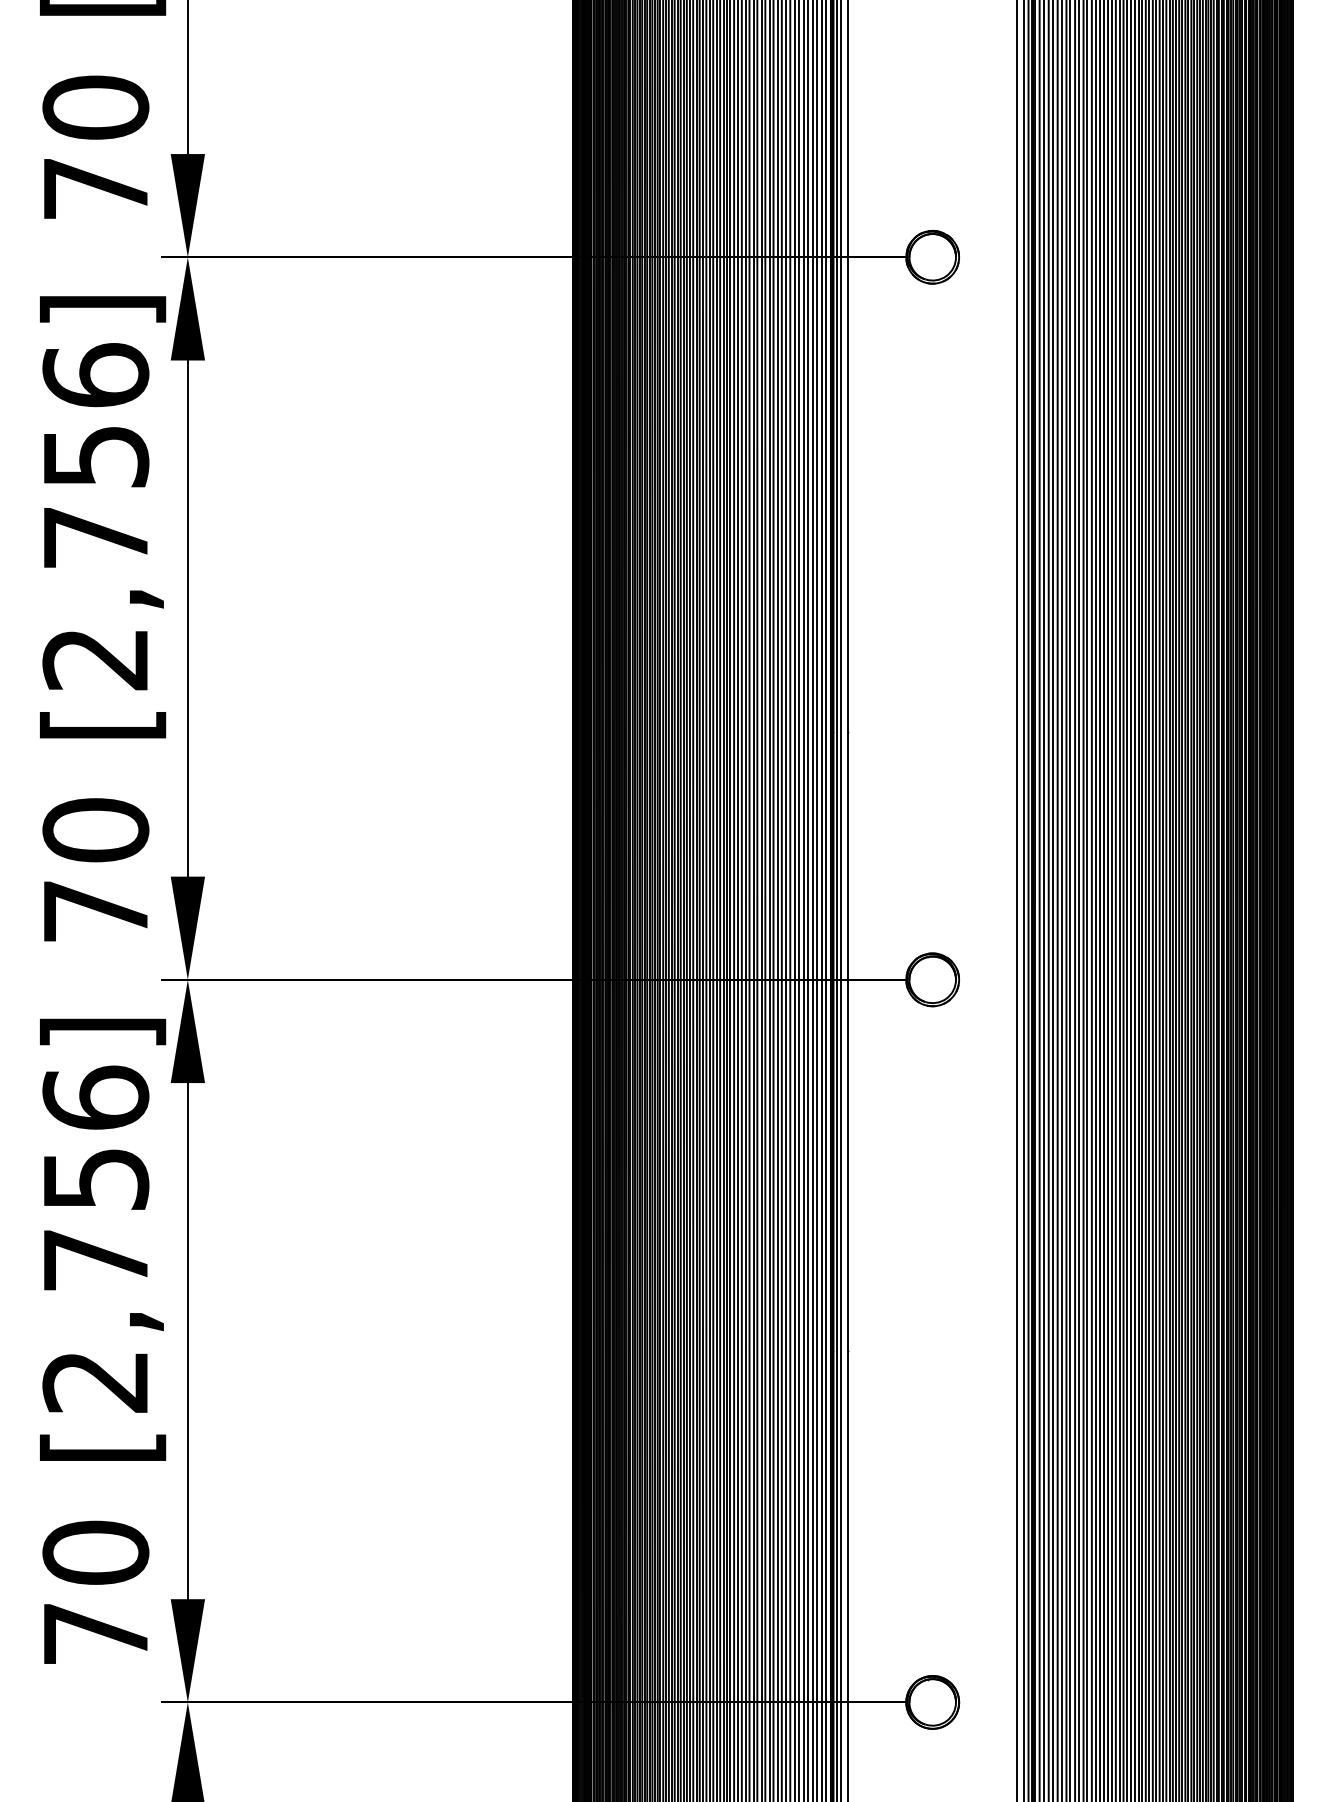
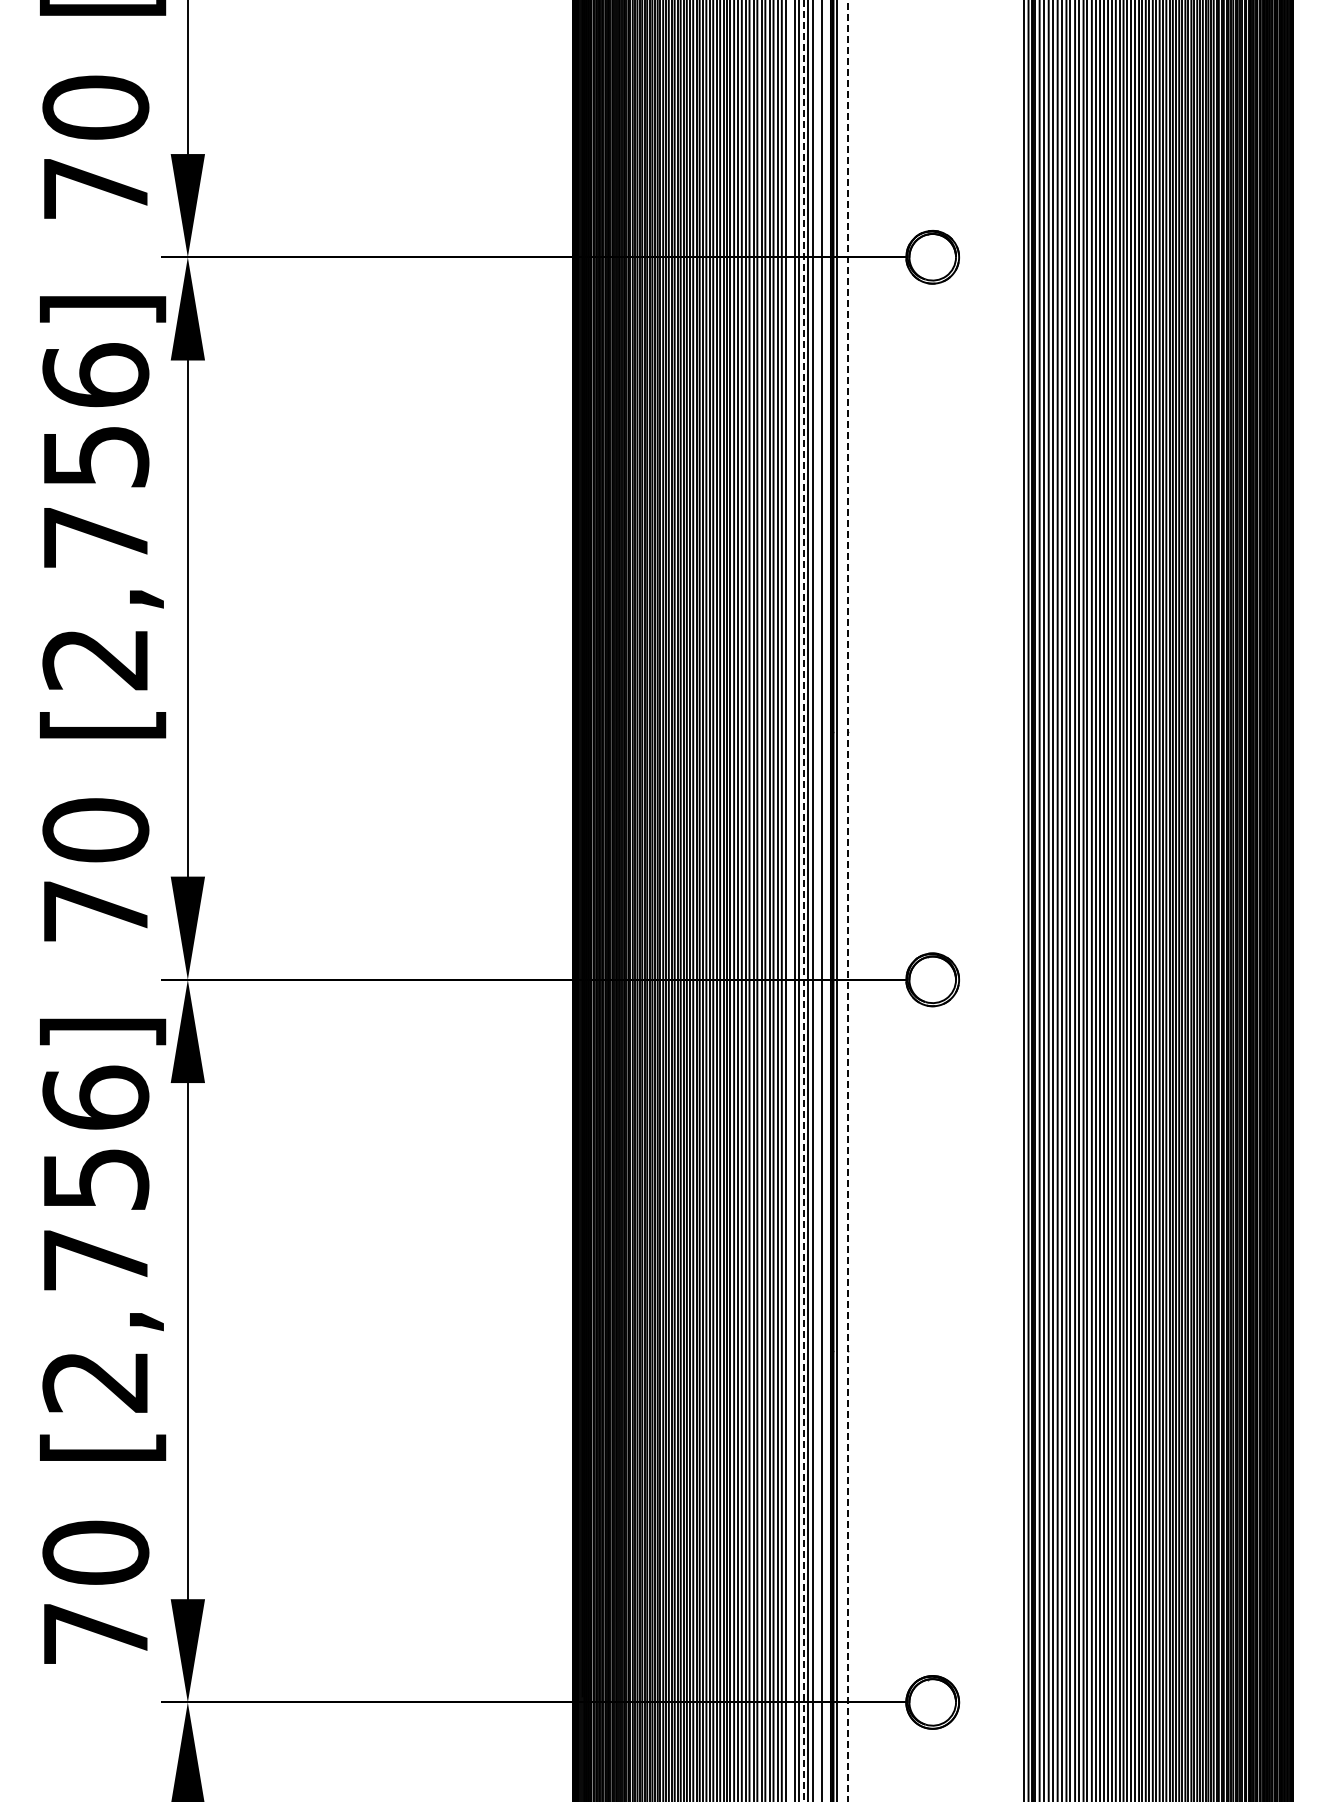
line: present -> none (790, 900)
line: present -> none (816, 900)
line: present -> none (825, 900)
line: present -> none (841, 900)
line: present -> none (1017, 900)
line: solid -> dashed (803, 901)
line: solid -> dashed (848, 901)
